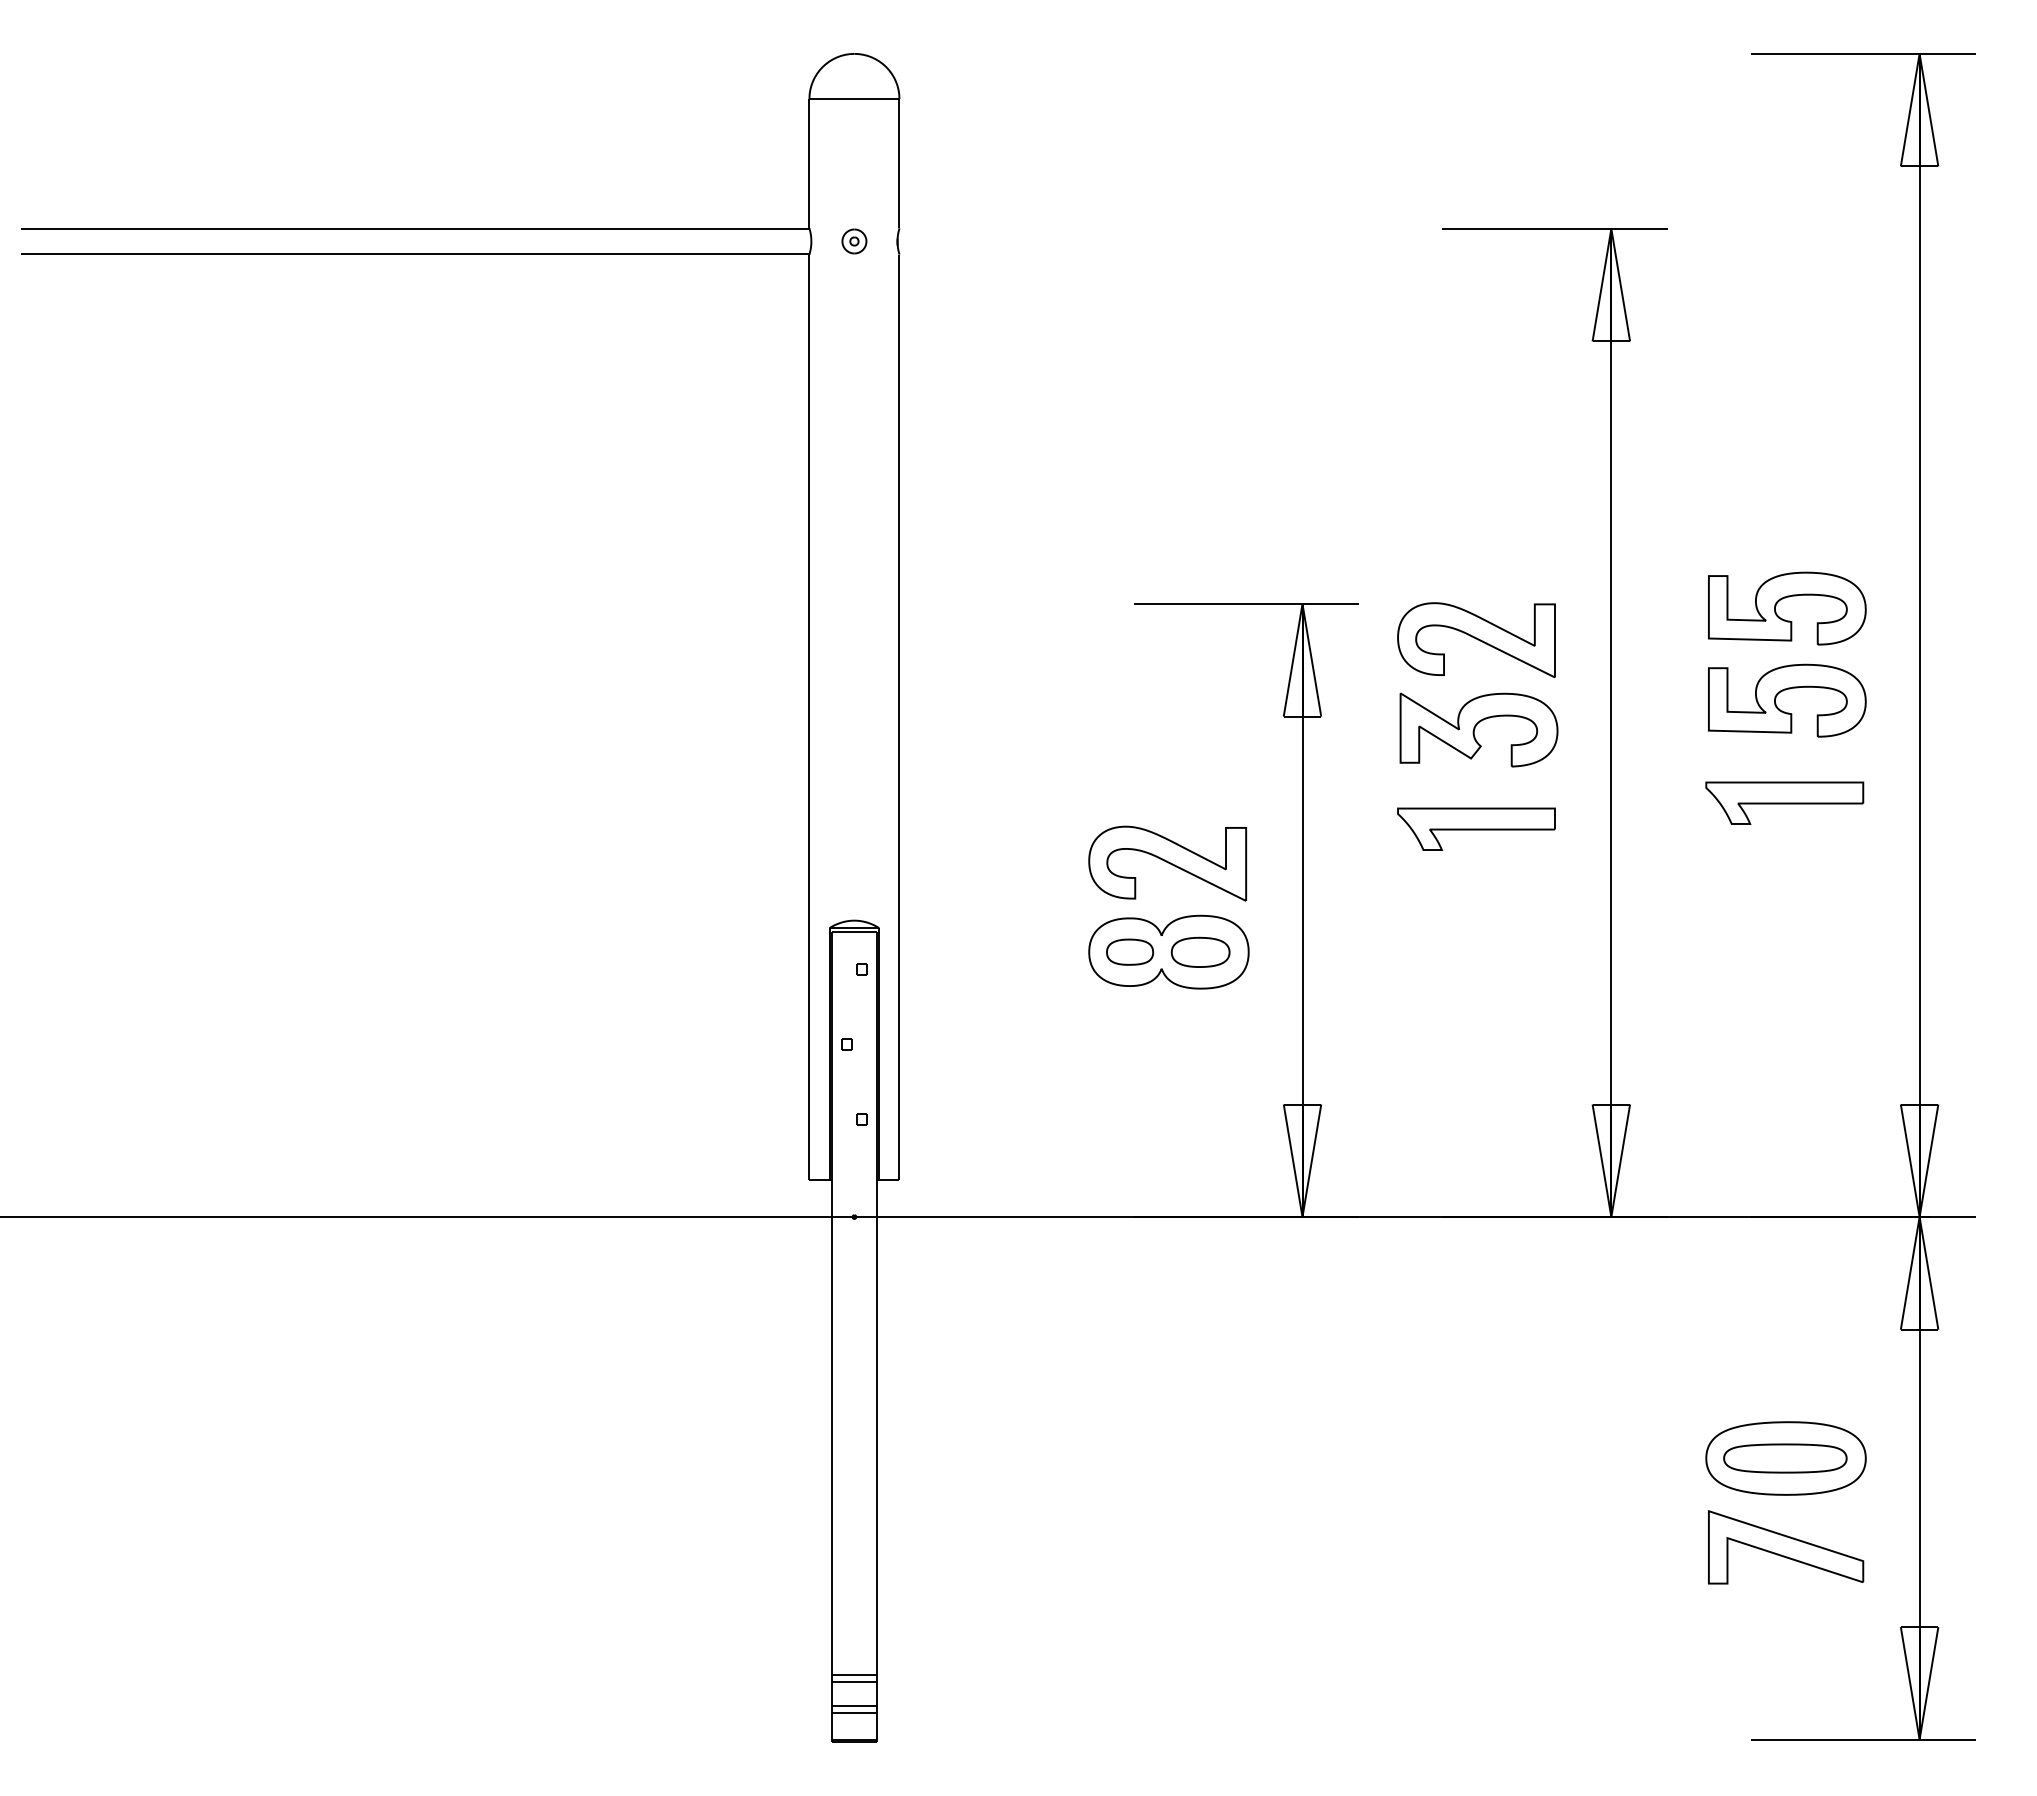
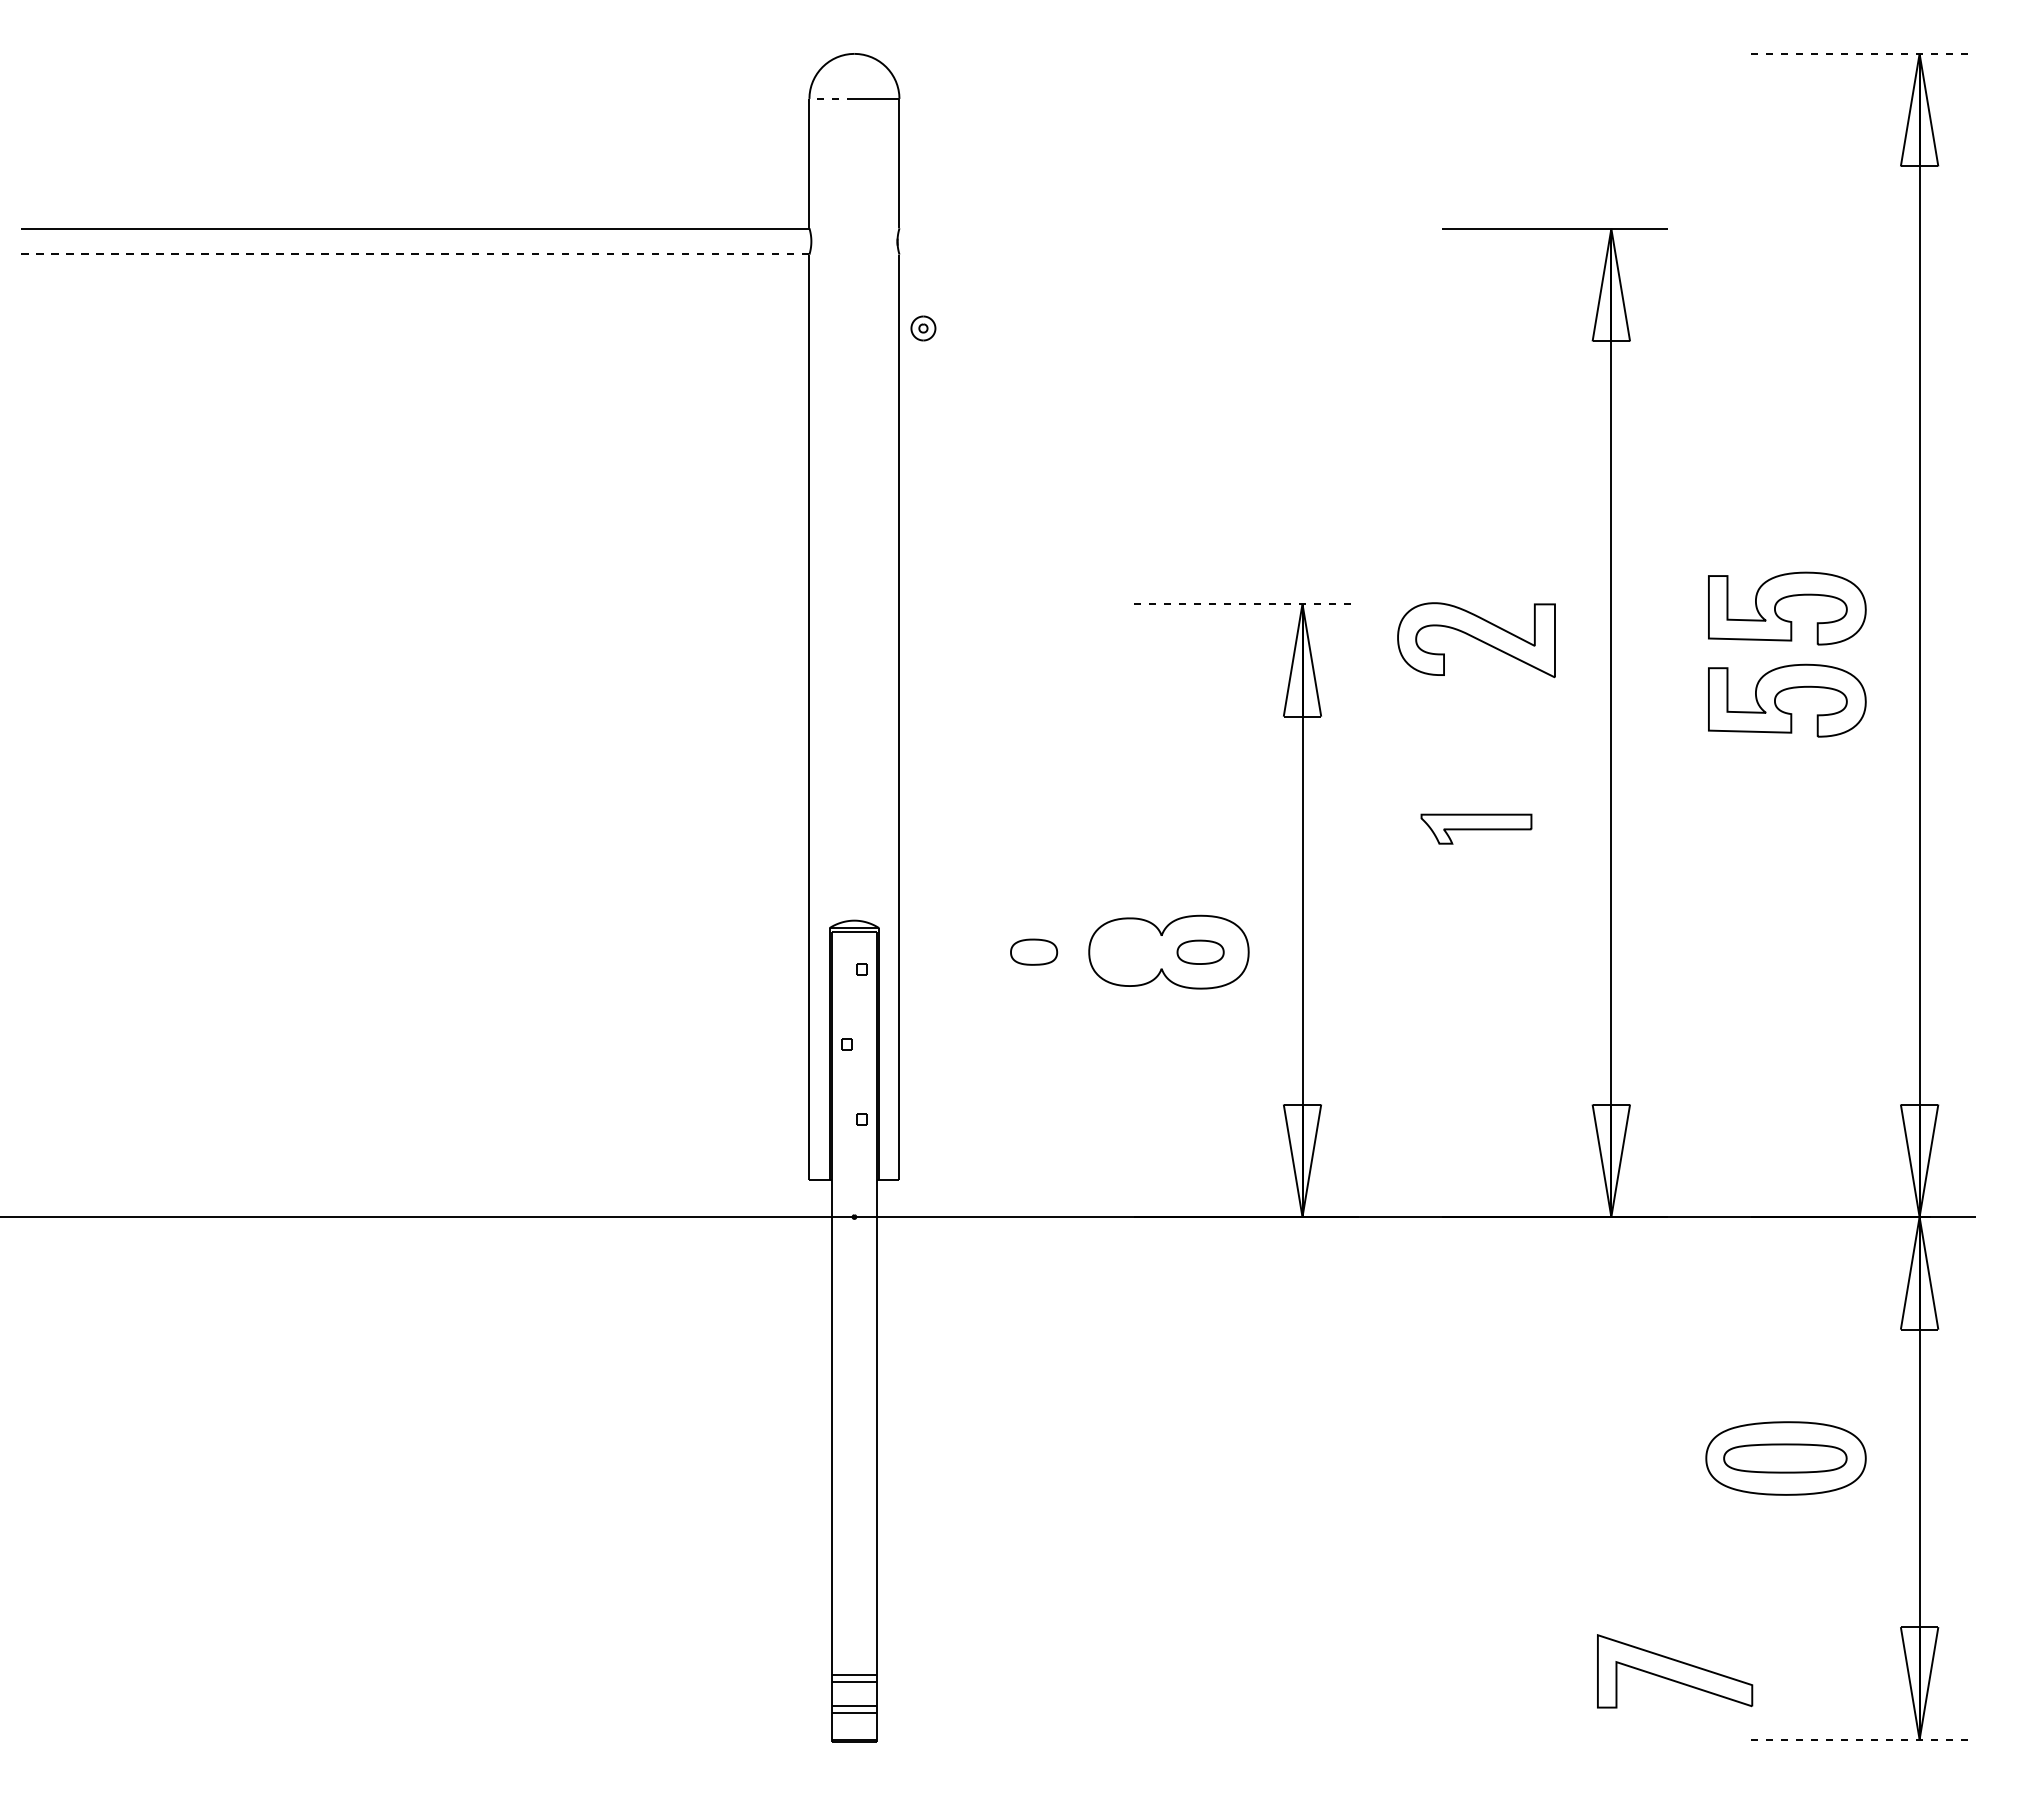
line: solid -> dashed (1863, 53)
line: solid -> dashed (831, 98)
part position: (854, 241) -> (923, 328) (923, 328)
line: solid -> dashed (415, 254)
line: solid -> dashed (1246, 604)
part: present -> none (1478, 729)
part: present -> none (1784, 802)
part size: 159x44 px -> 113x32 px (1476, 828)
part: present -> none (1167, 863)
part position: (1130, 951) -> (1034, 951) (1034, 951)
part size: 61x32 px -> 49x26 px (1200, 951)
part position: (1786, 1547) -> (1675, 1671) (1675, 1671)
line: solid -> dashed (1863, 1739)
